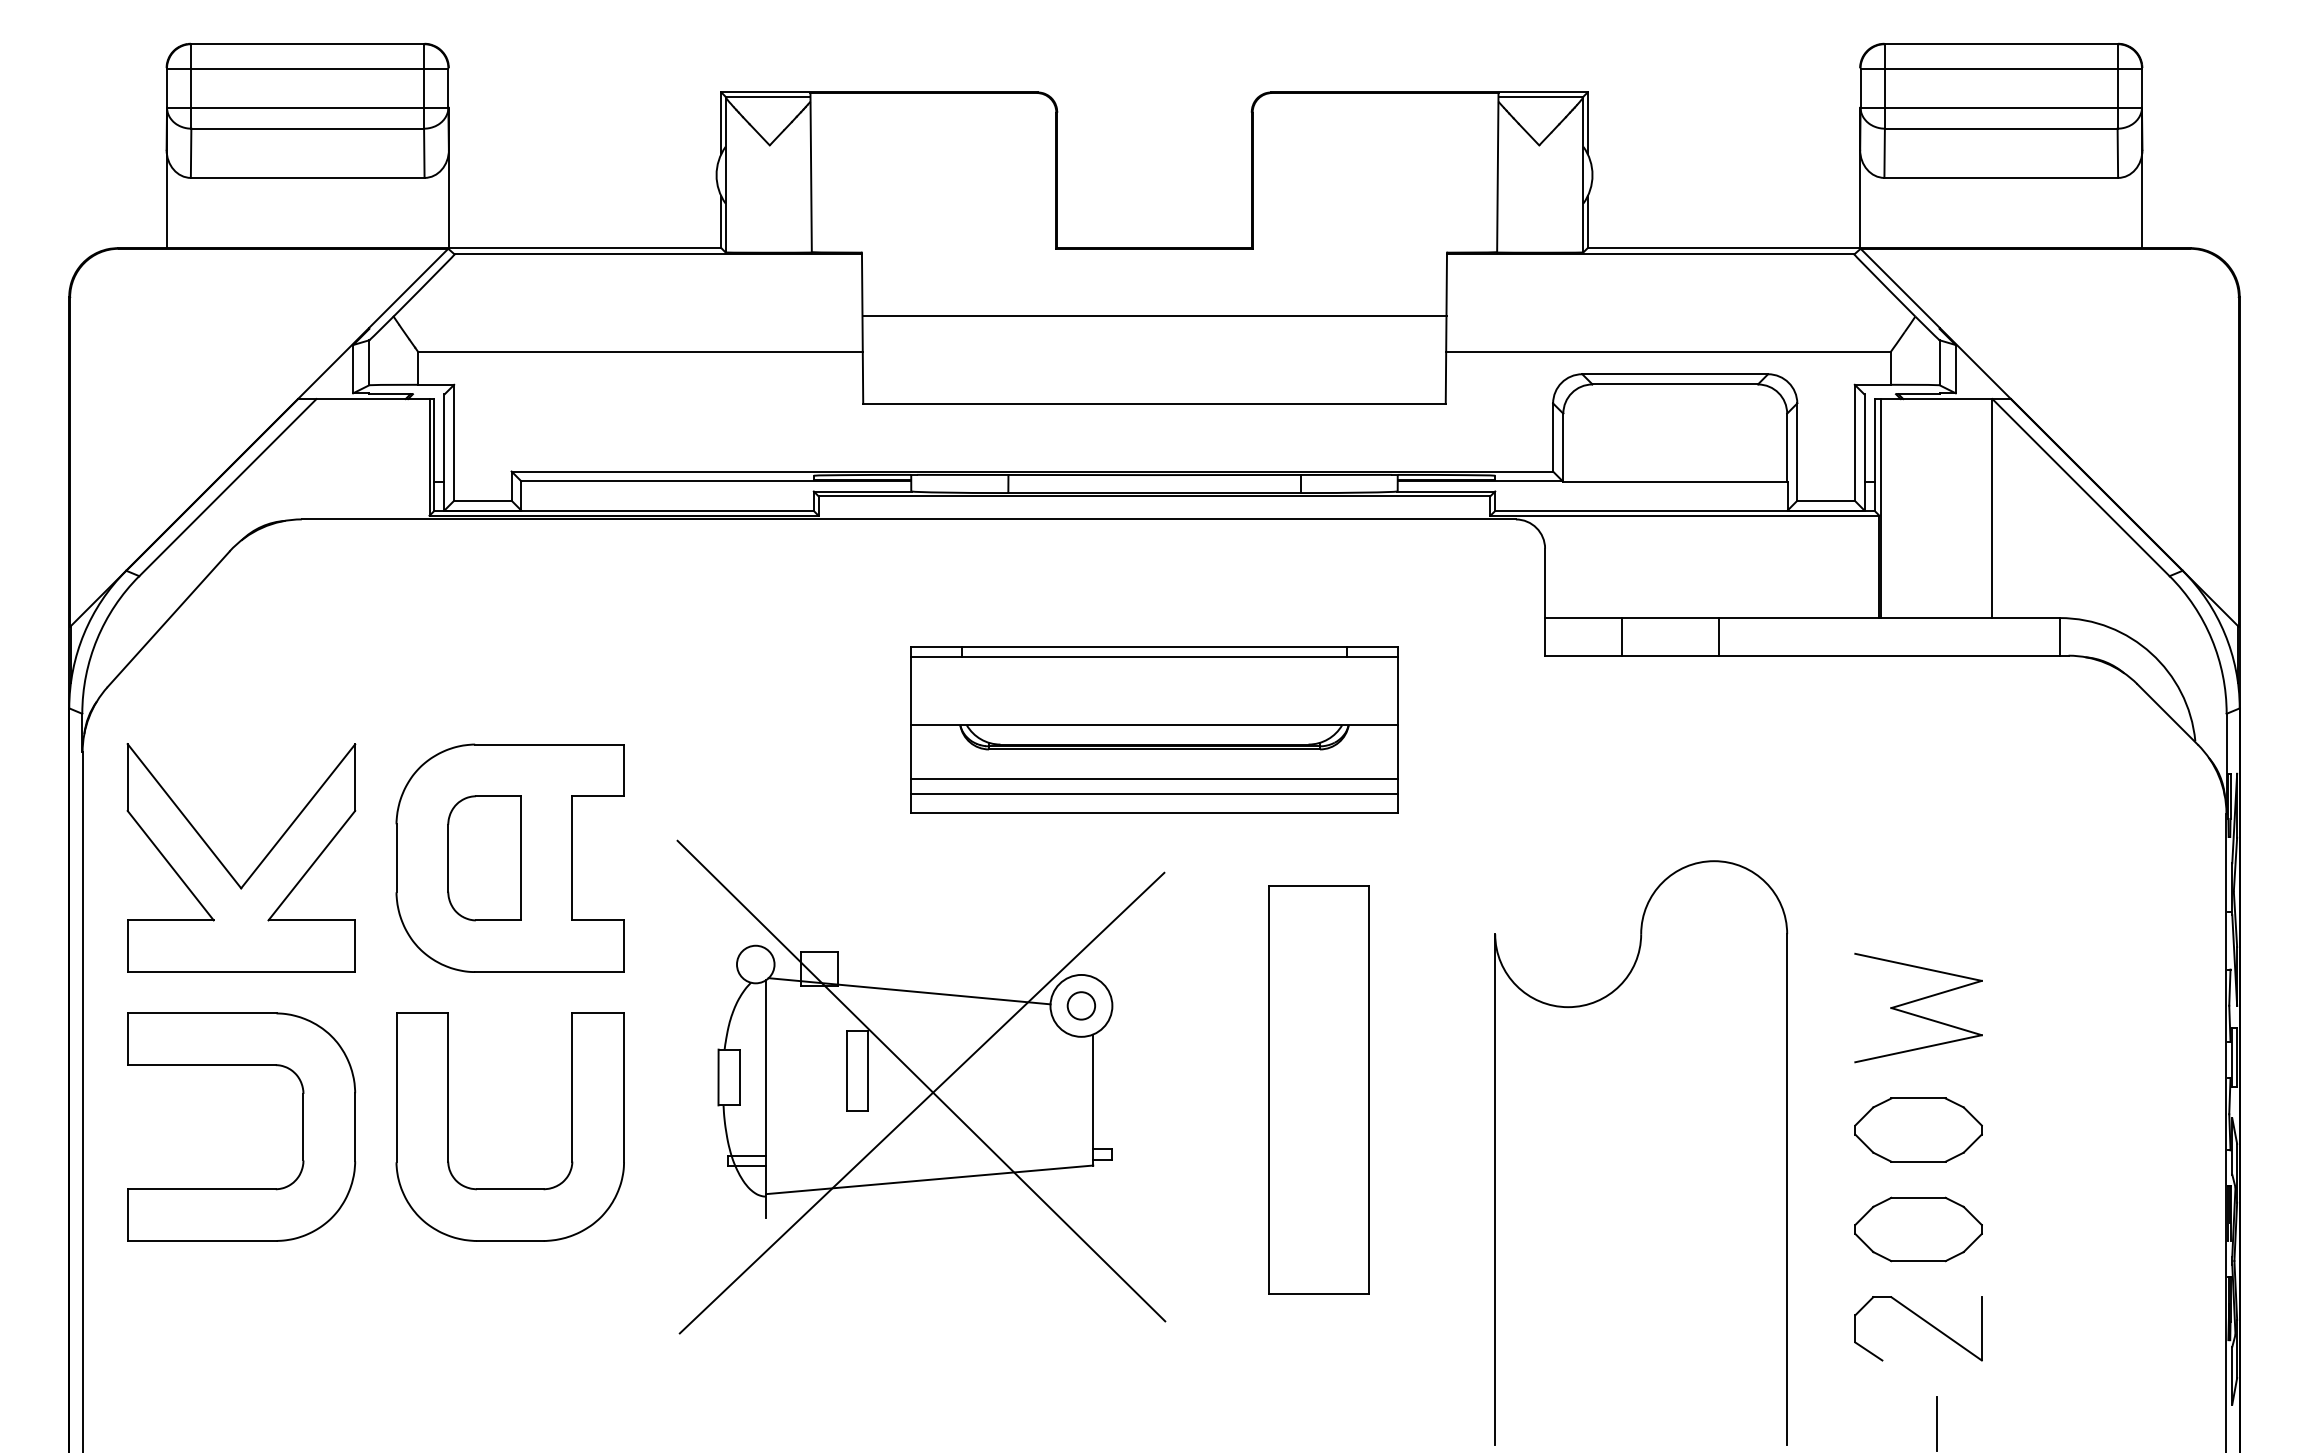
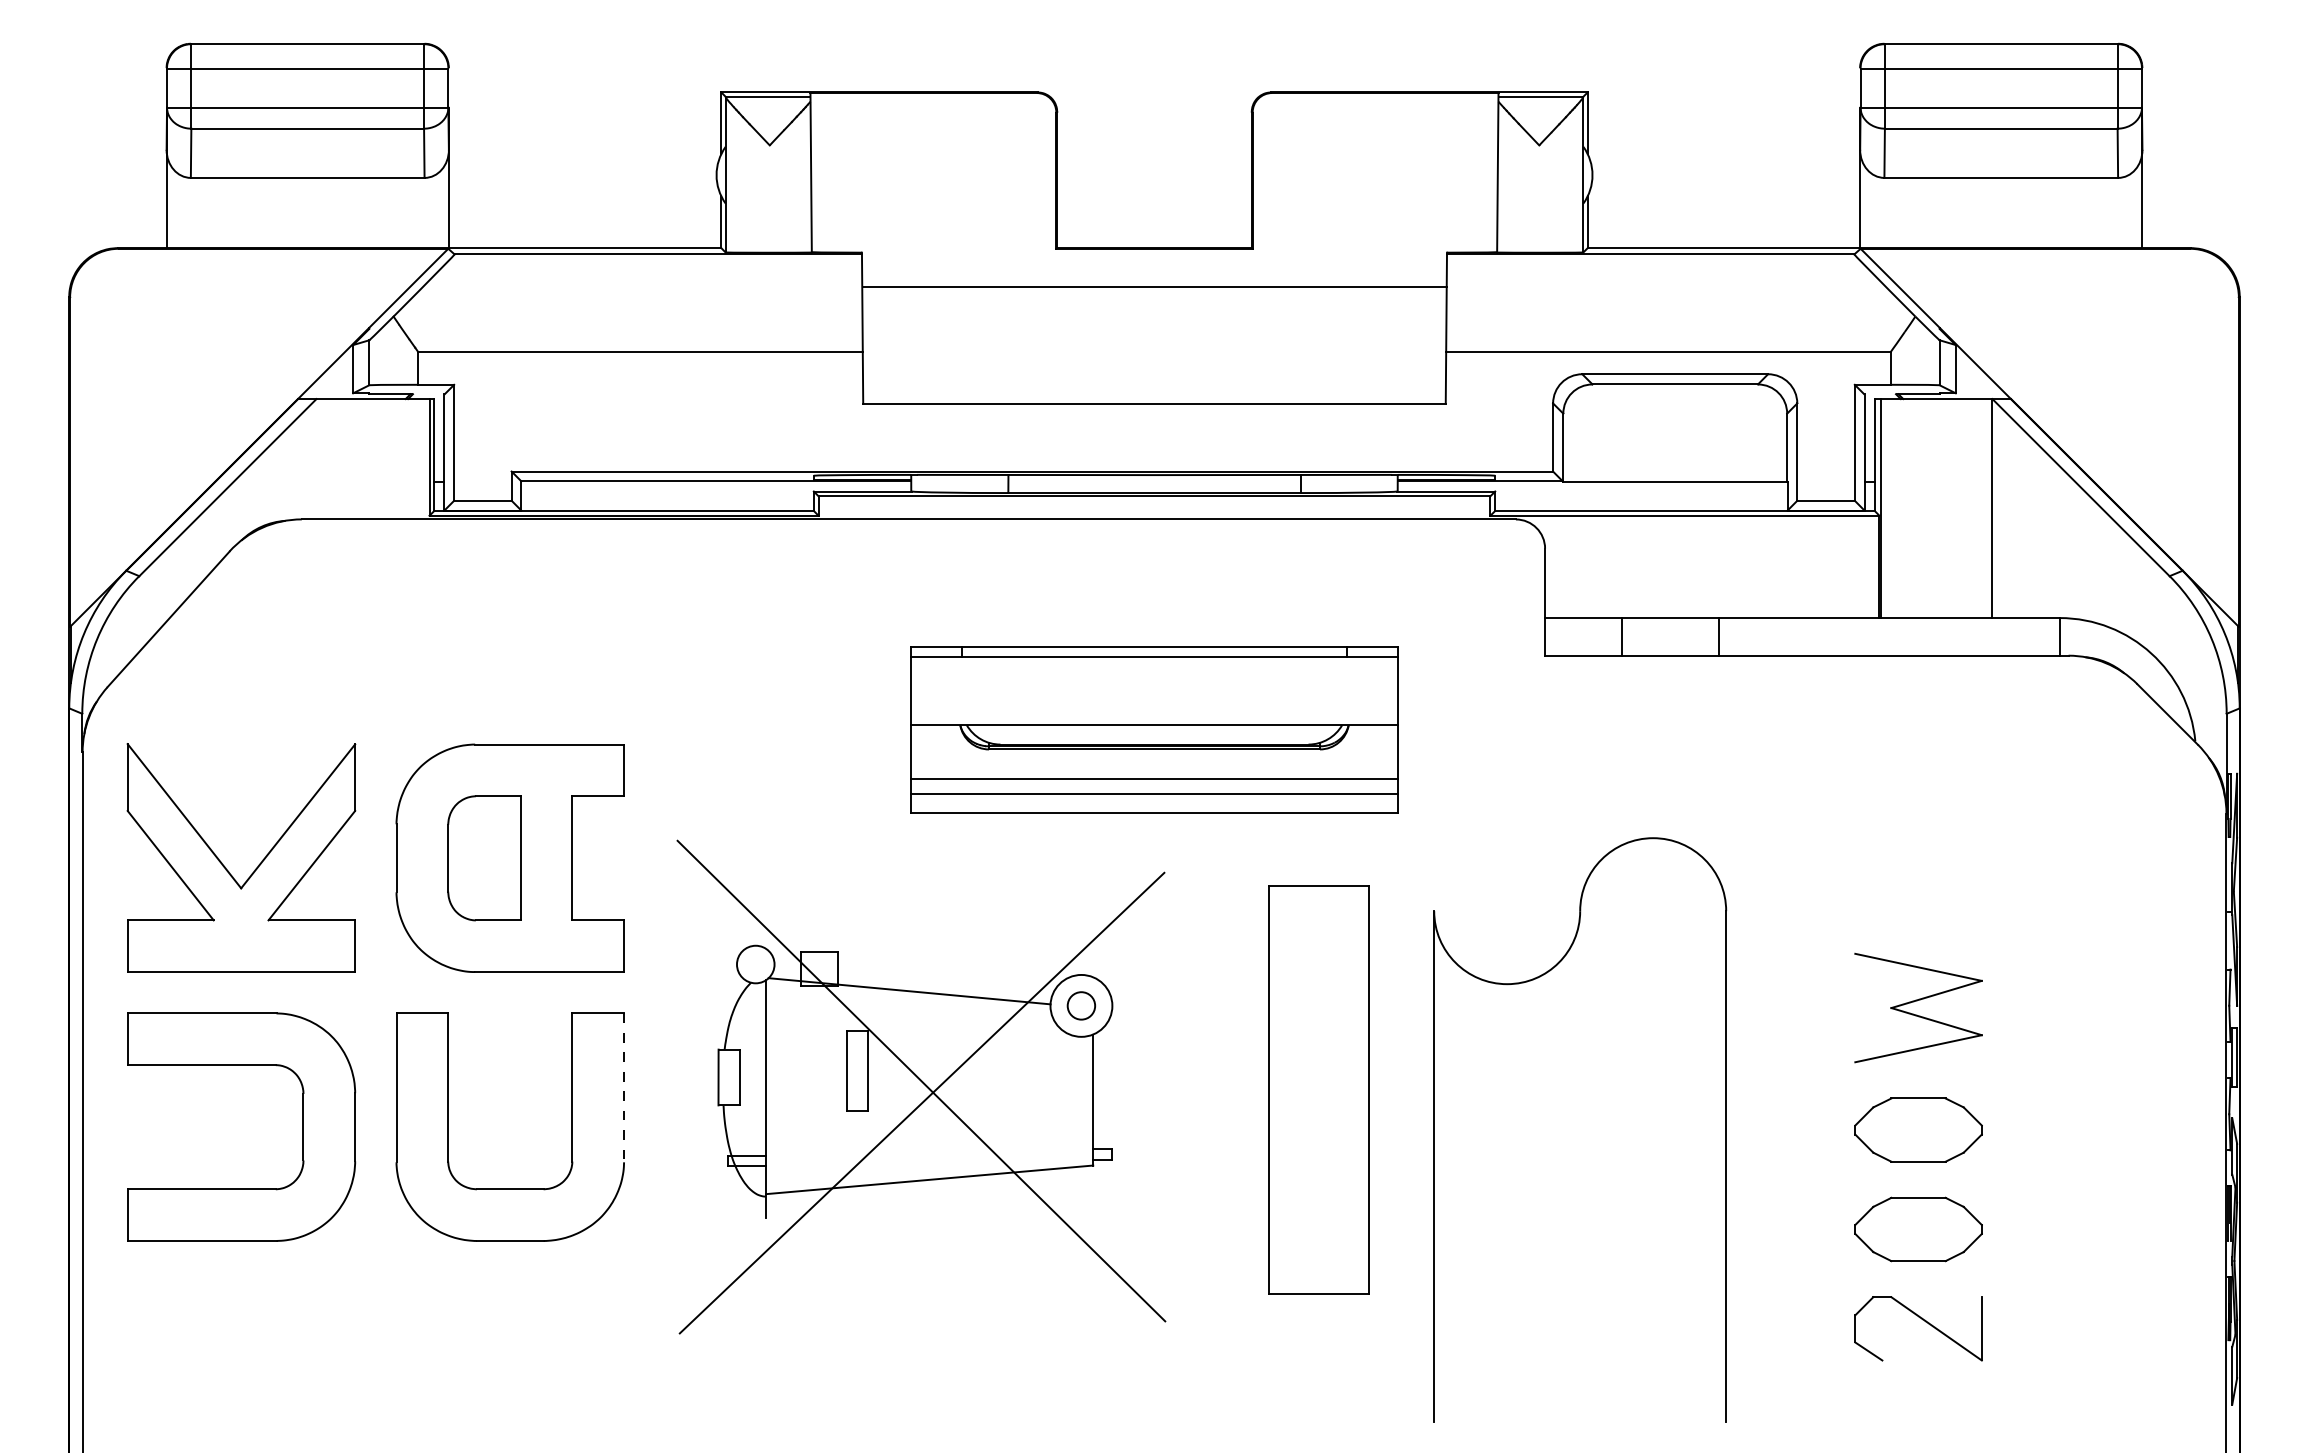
line position: (1154, 316) -> (1154, 287) (1154, 287)
line: solid -> dashed (624, 1088)
part position: (1786, 1152) -> (1725, 1129) (1725, 1129)
line: present -> none (1936, 1422)
